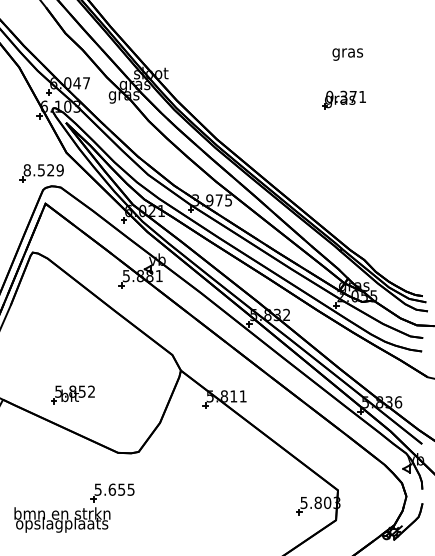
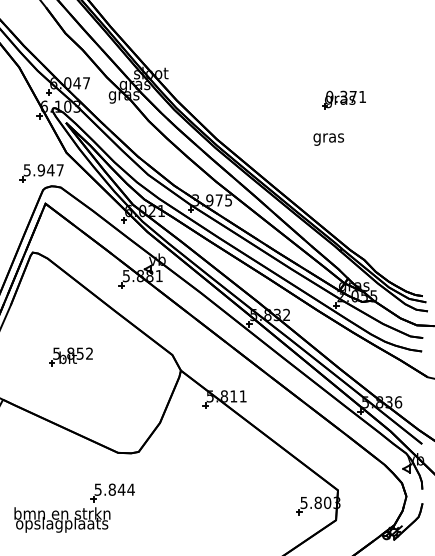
text position: (347, 54) -> (328, 139) (328, 139)
text: 8.529 -> 5.947 (43, 170)
part position: (72, 394) -> (70, 356) (70, 356)
text: 5.655 -> 5.844 (121, 489)
